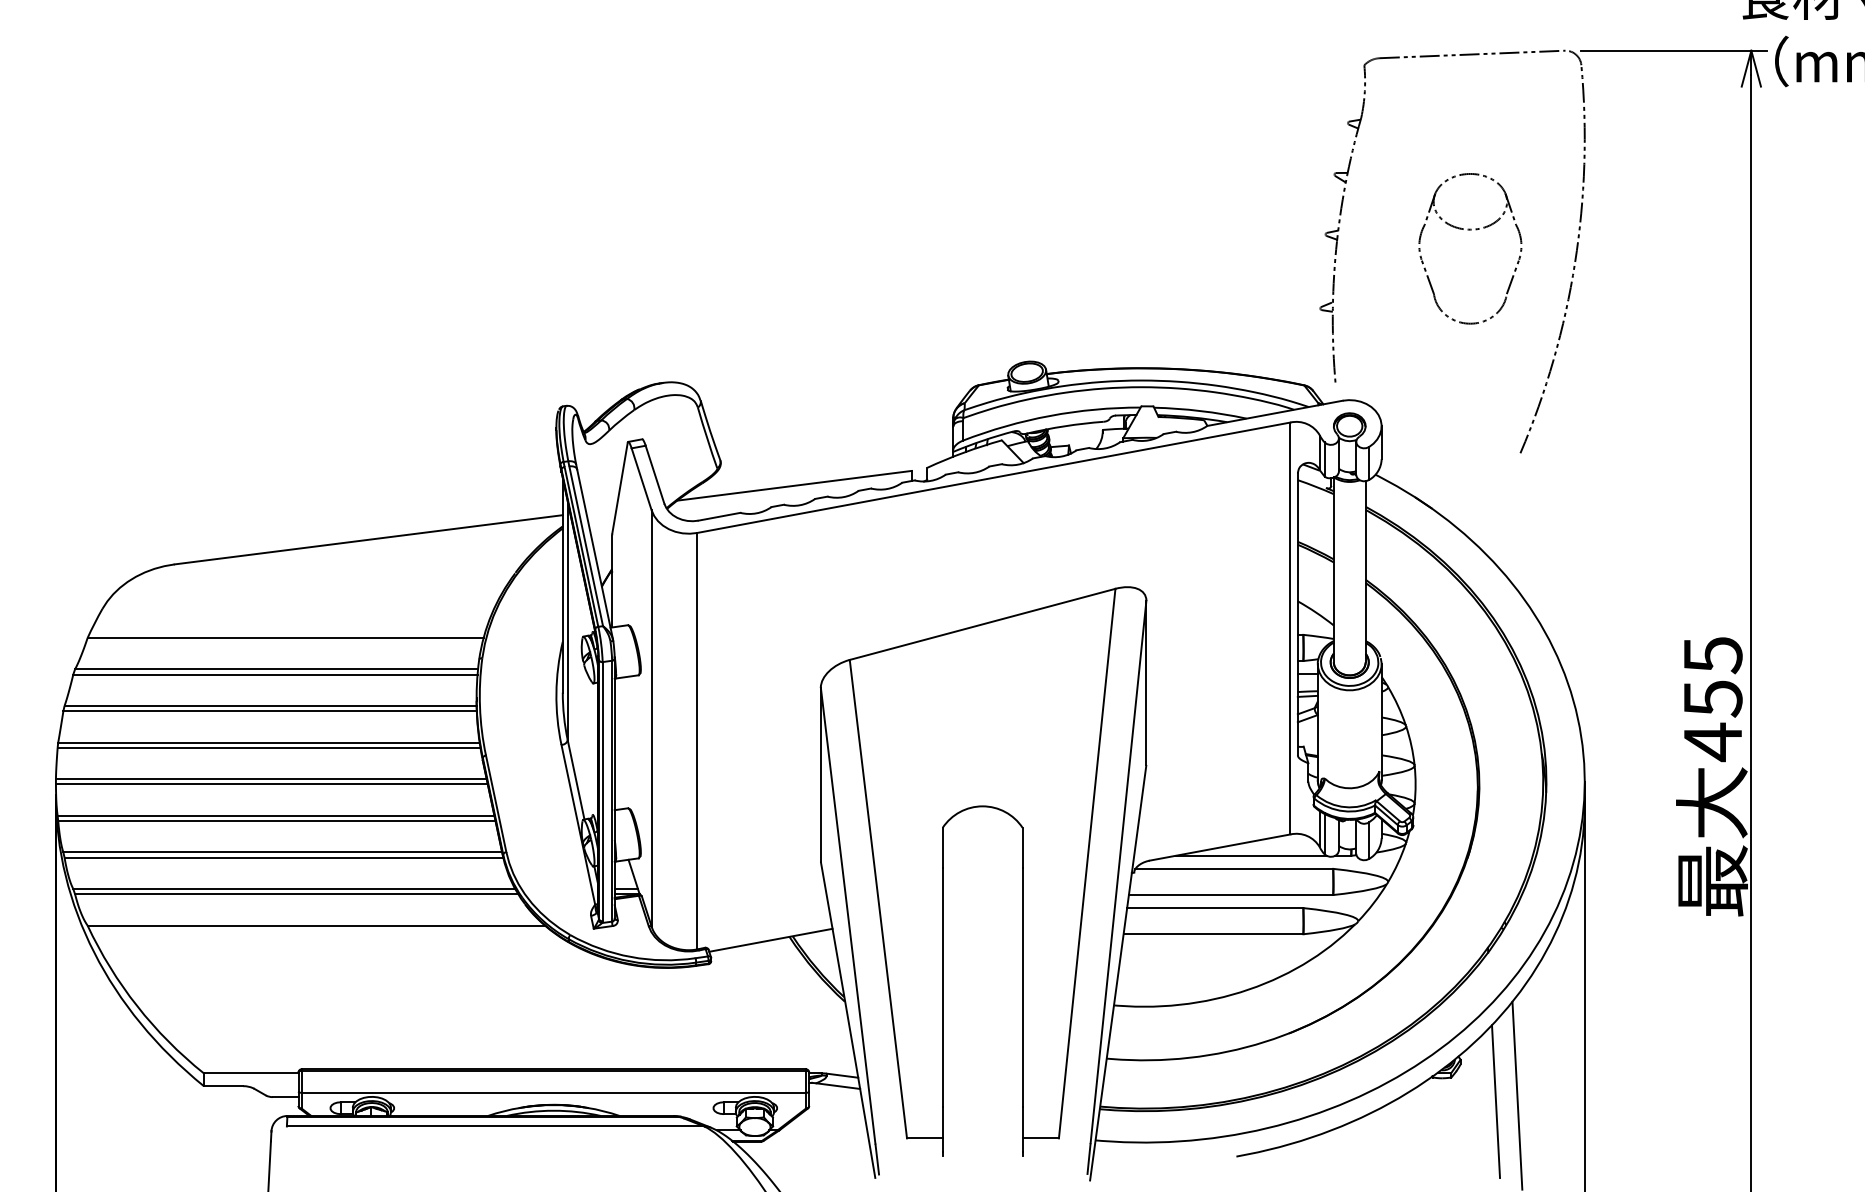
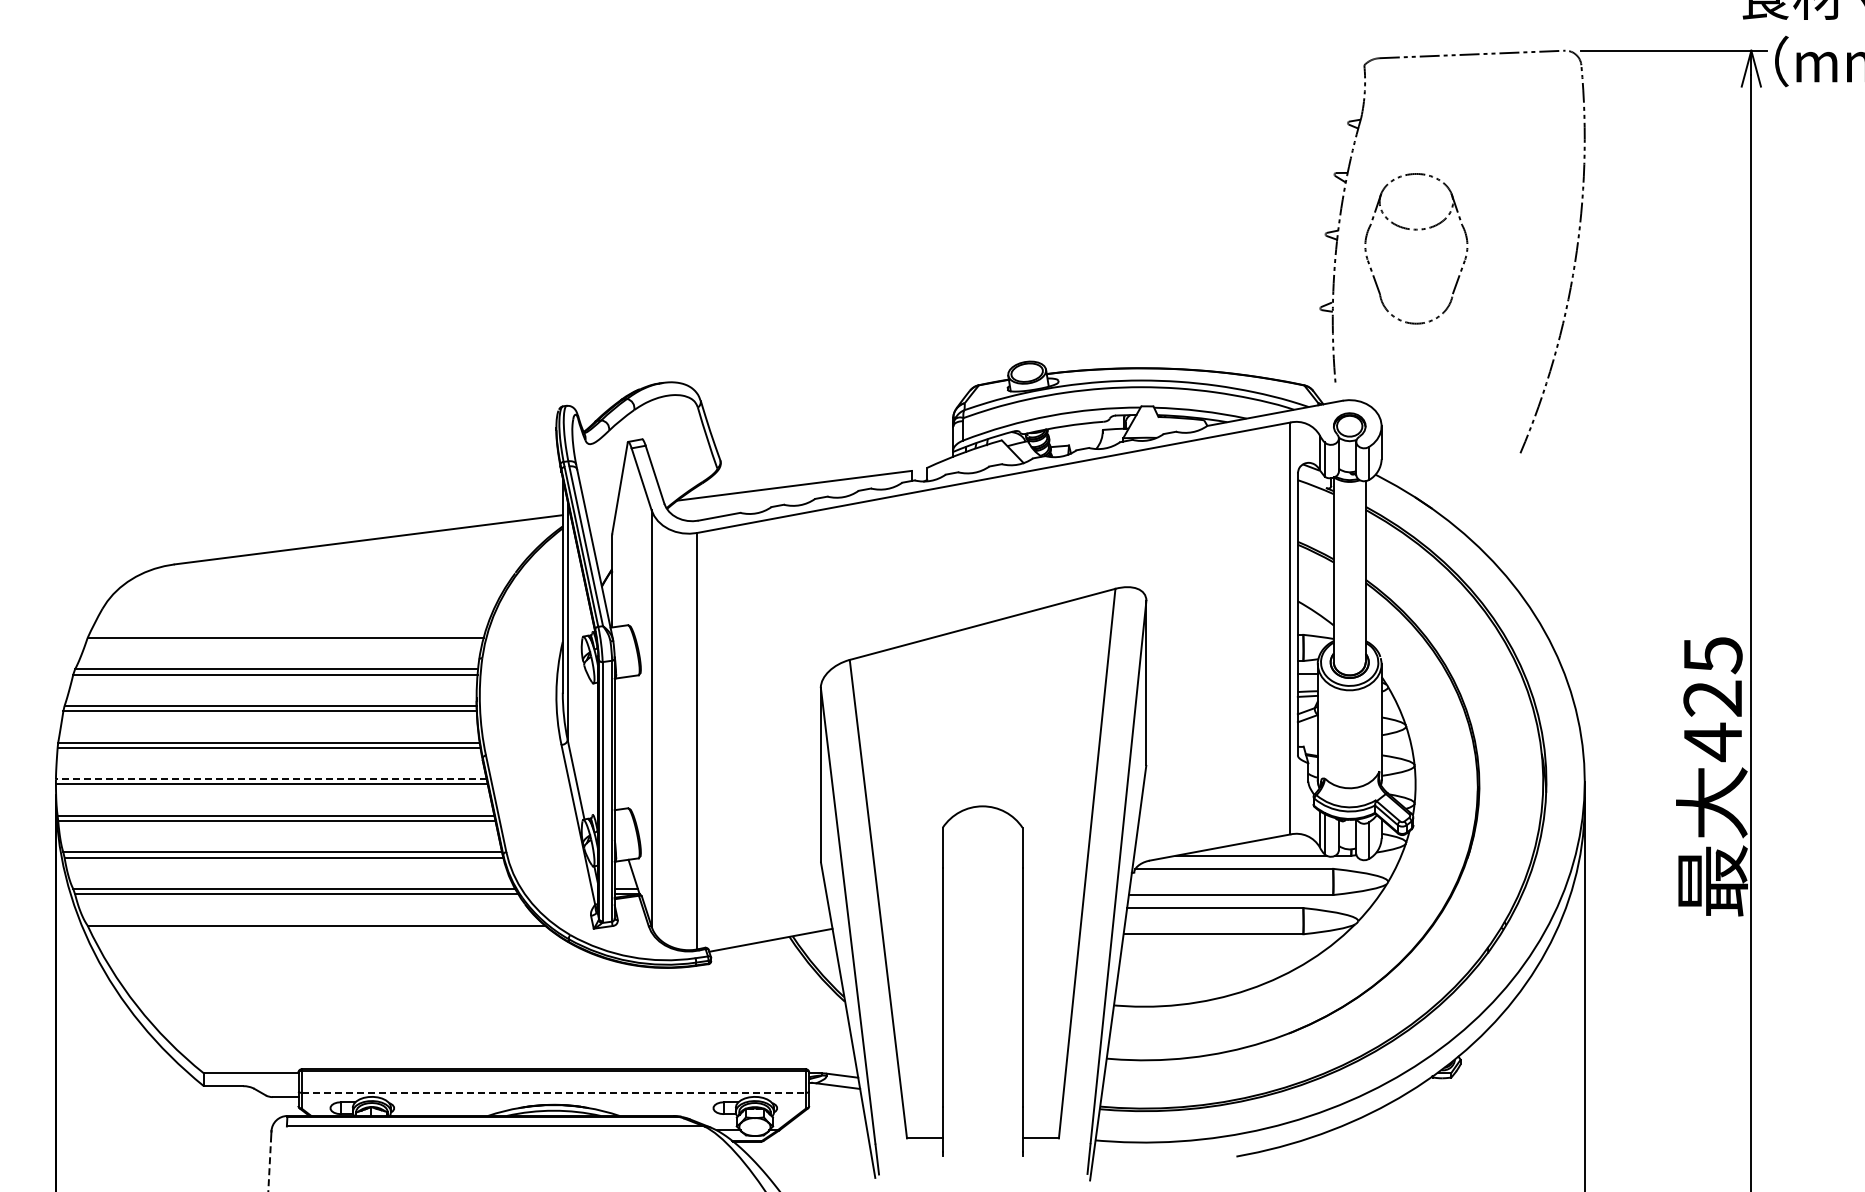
part position: (1470, 230) -> (1416, 230) (1416, 230)
text: 455 -> 425 (1712, 698)
line: solid -> dashed (270, 779)
line: solid -> dashed (554, 1092)
line: present -> none (1517, 1094)
line: present -> none (1496, 1101)
line: solid -> dashed (269, 1166)
